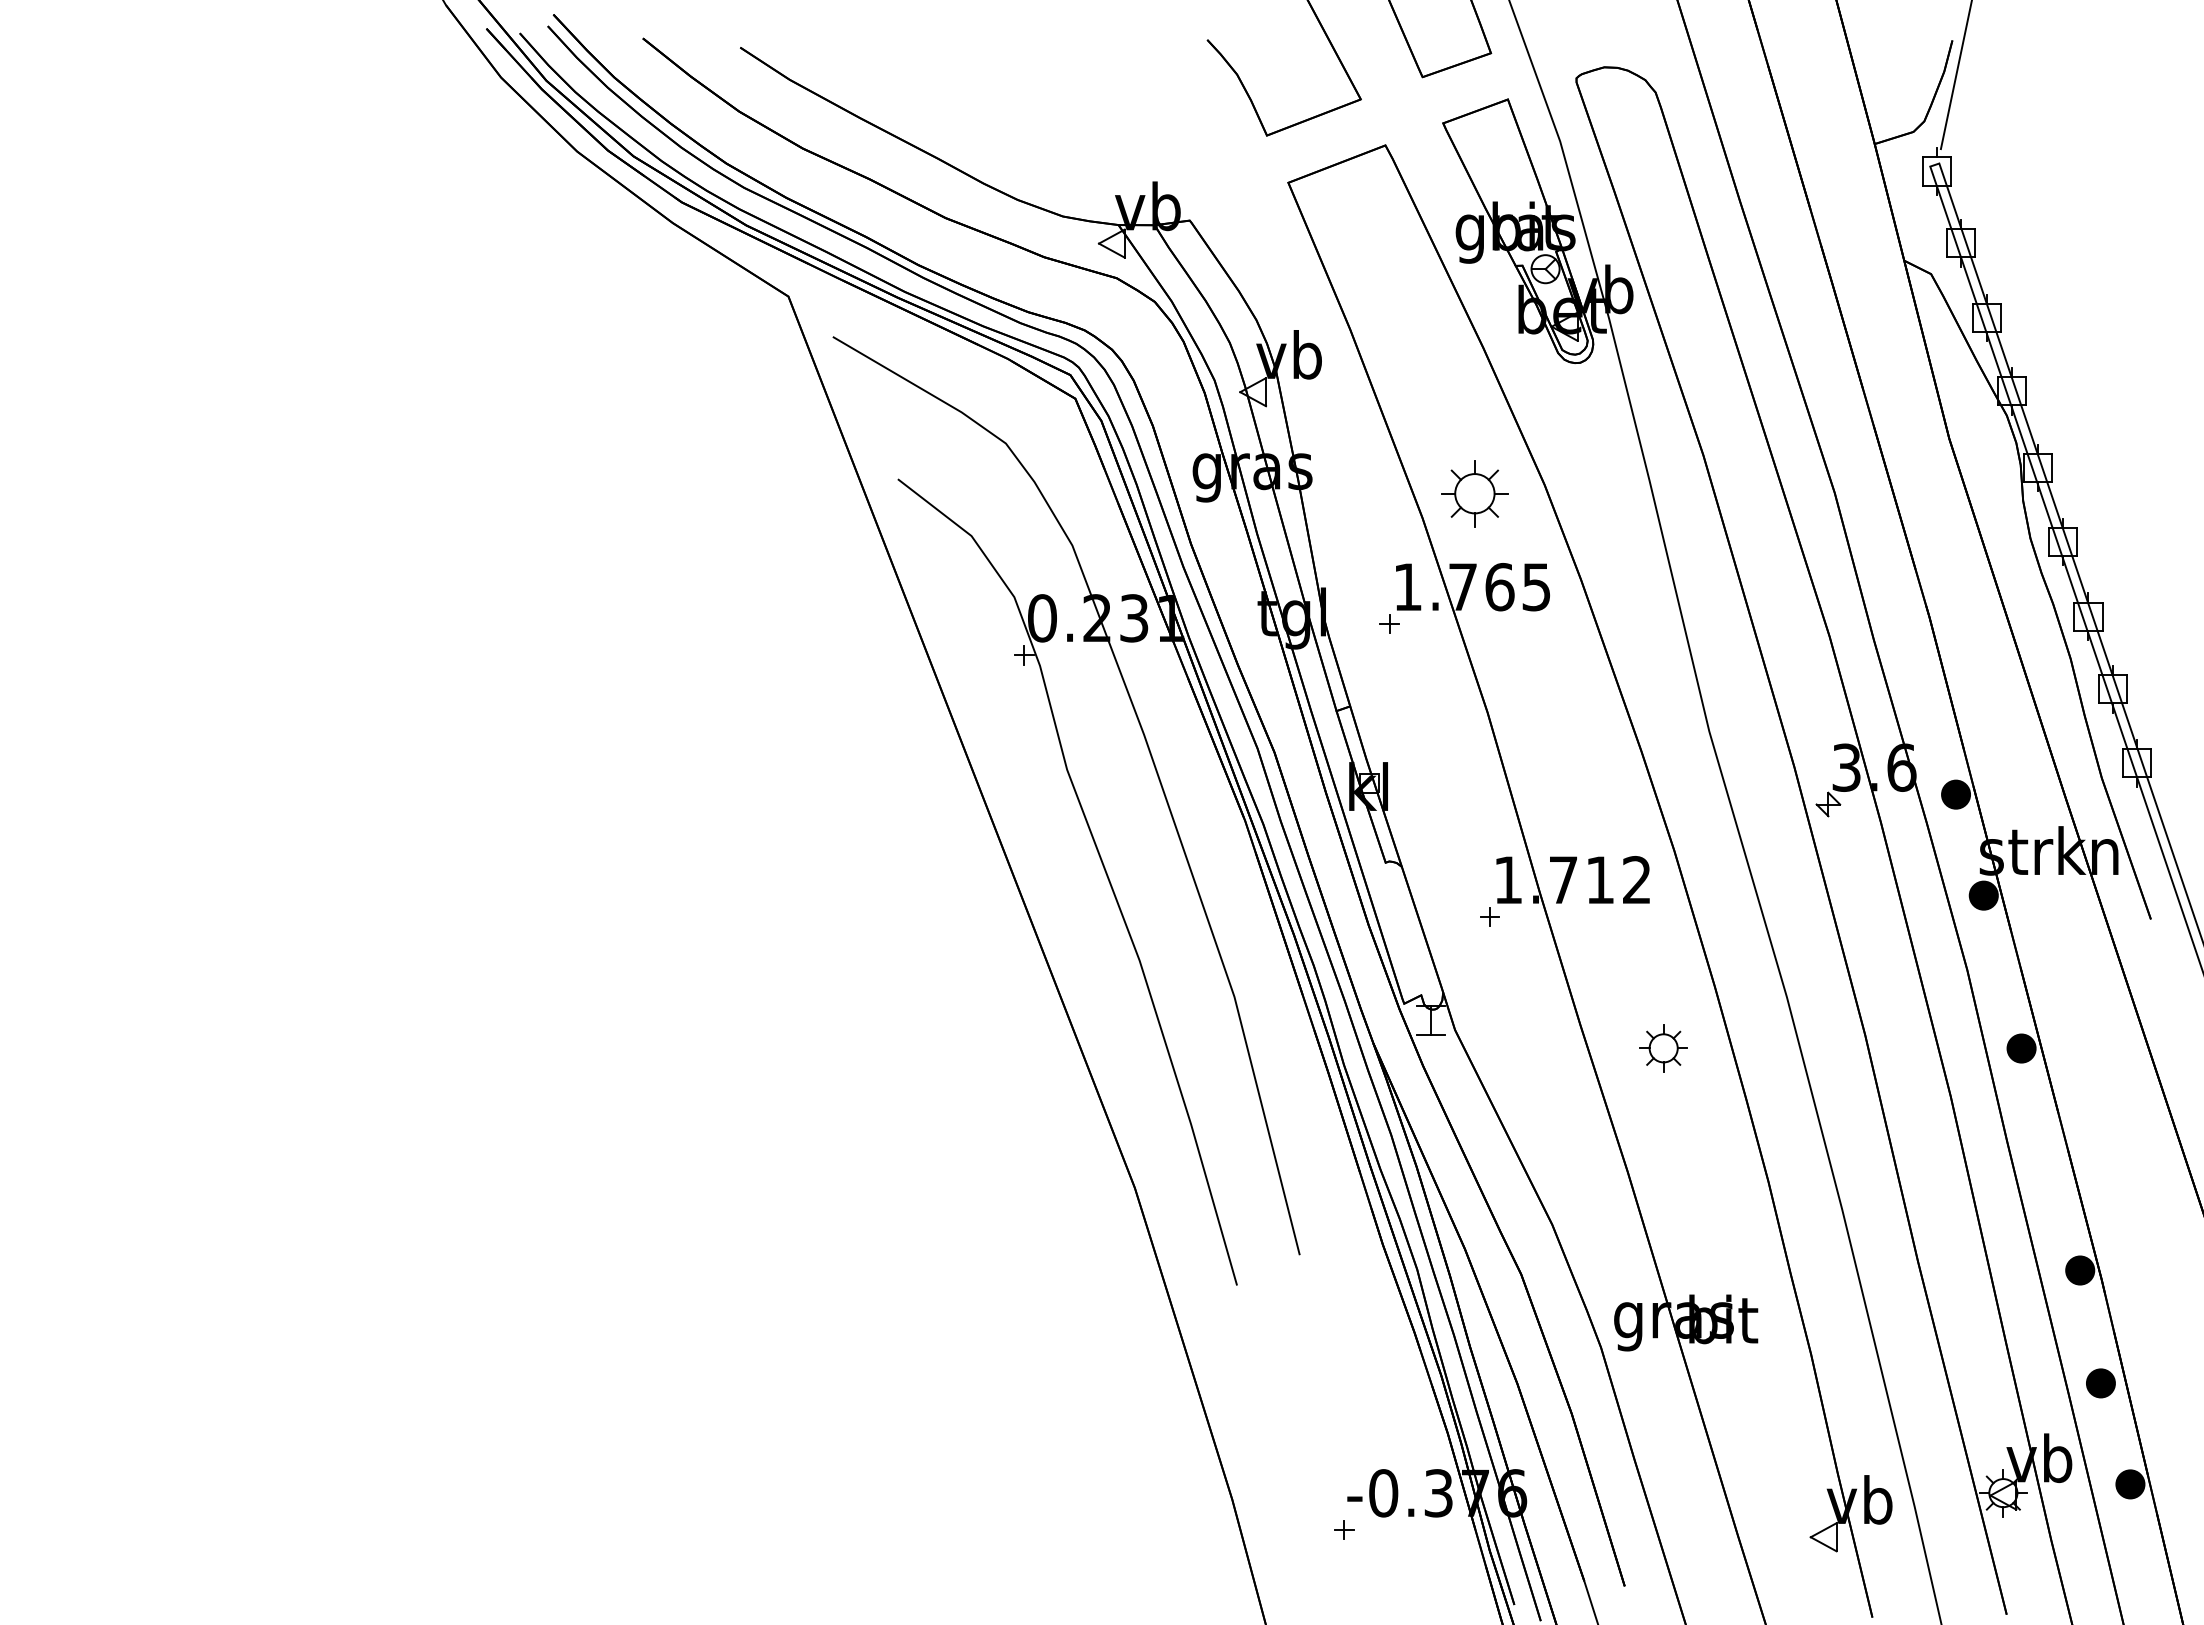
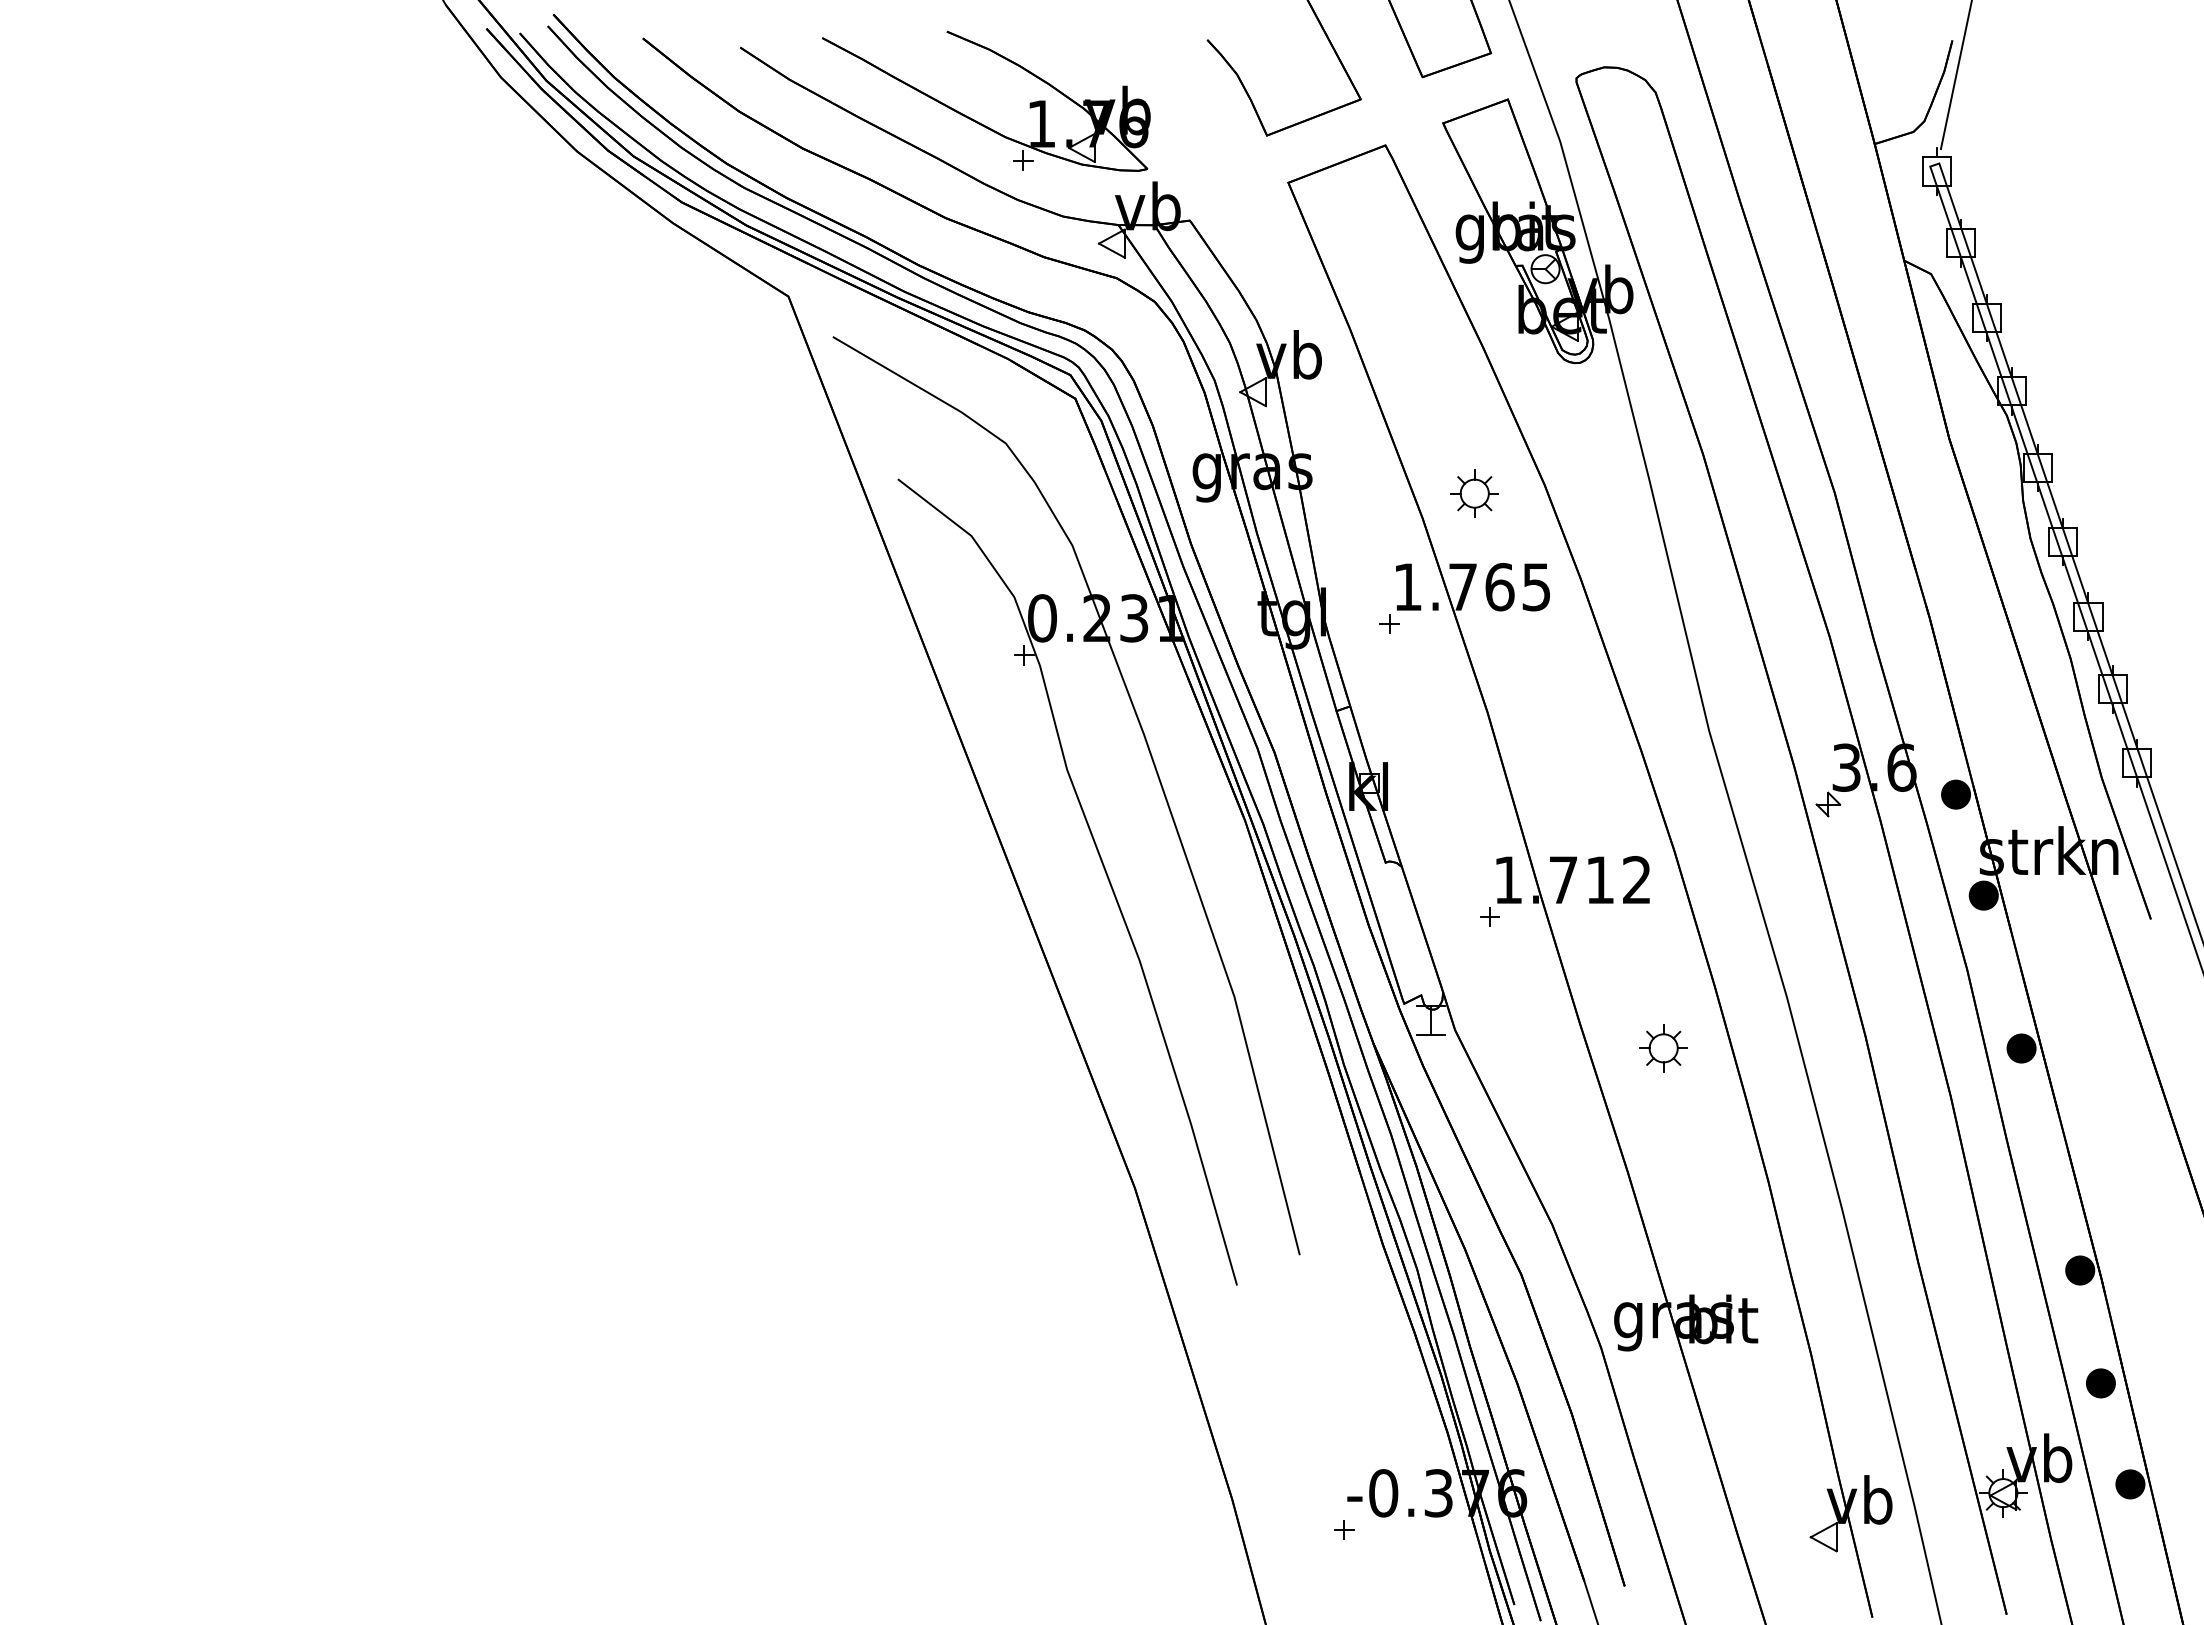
part: none -> present (976, 120)
part size: 68x68 px -> 49x49 px (1474, 493)
